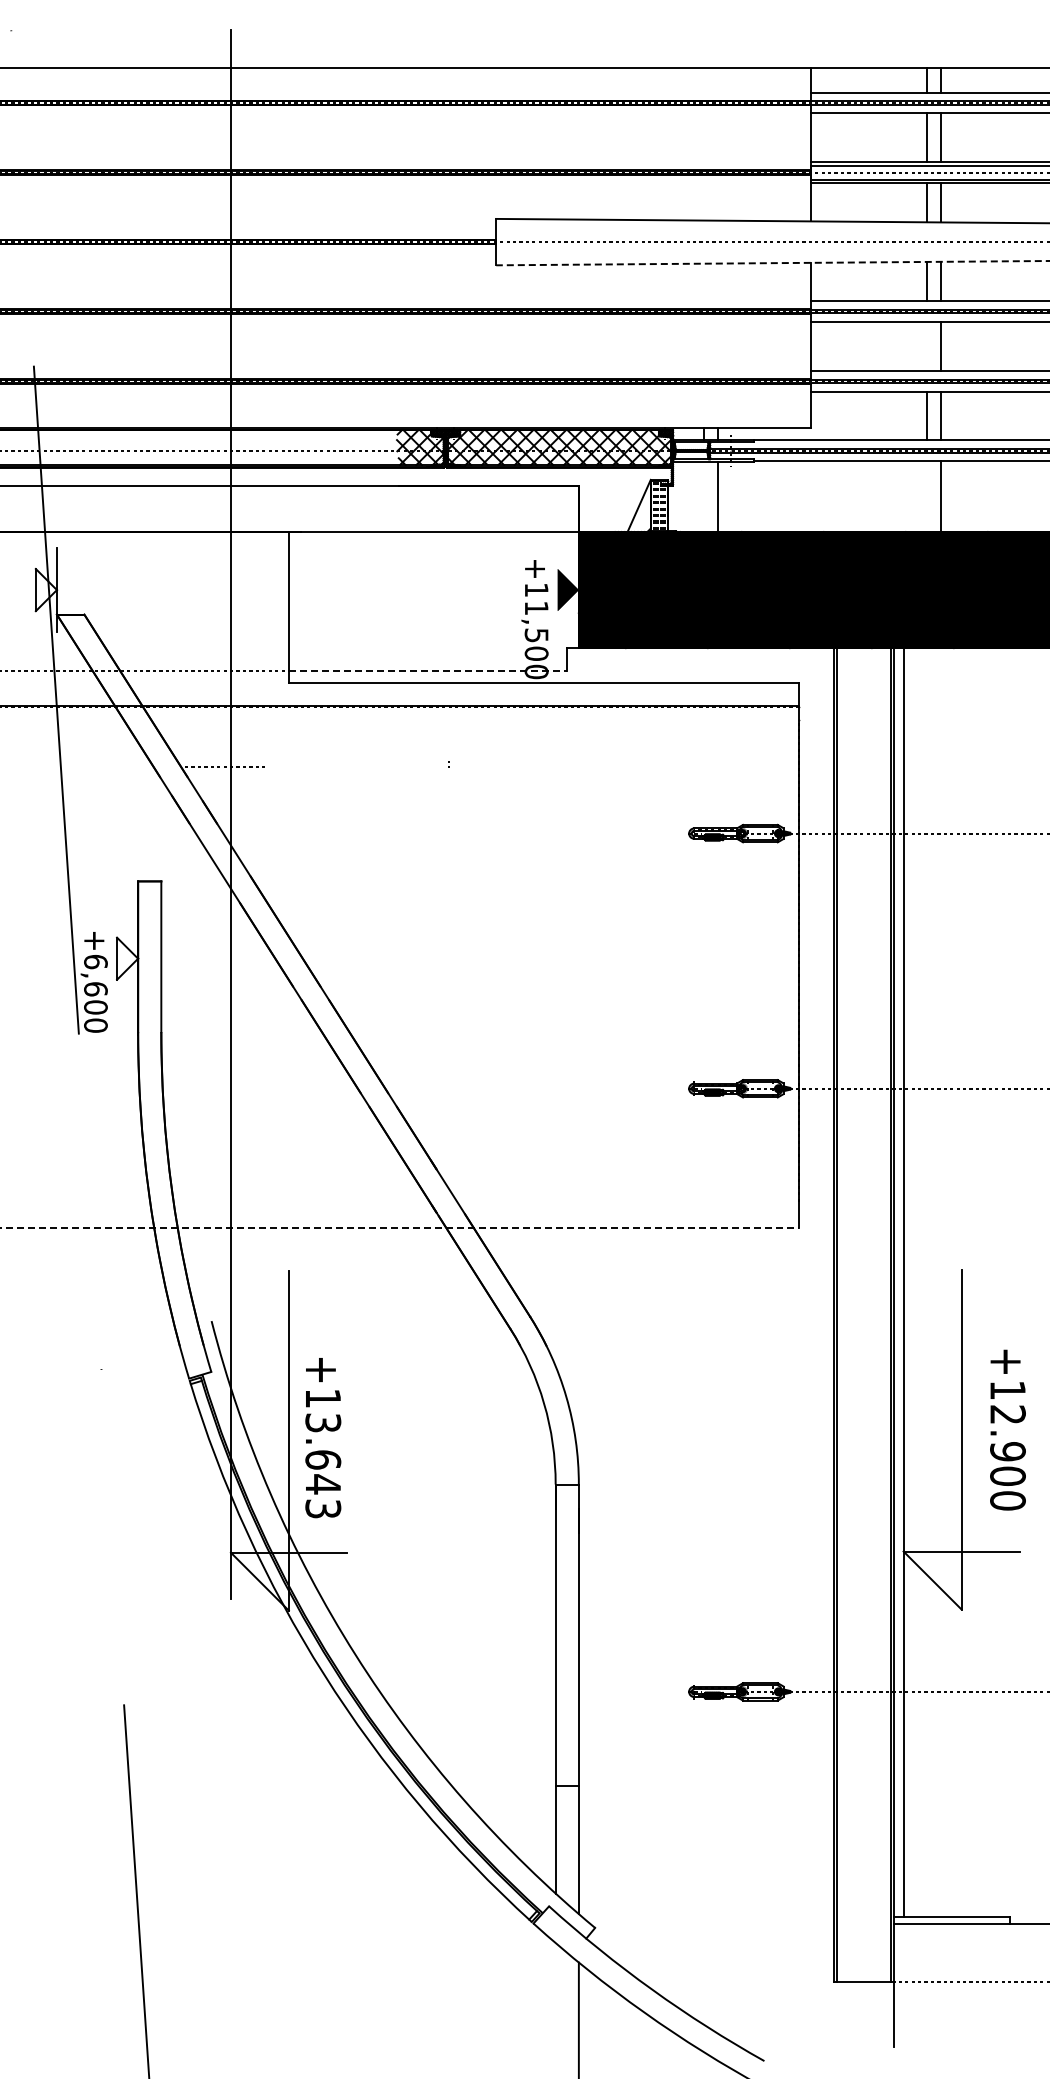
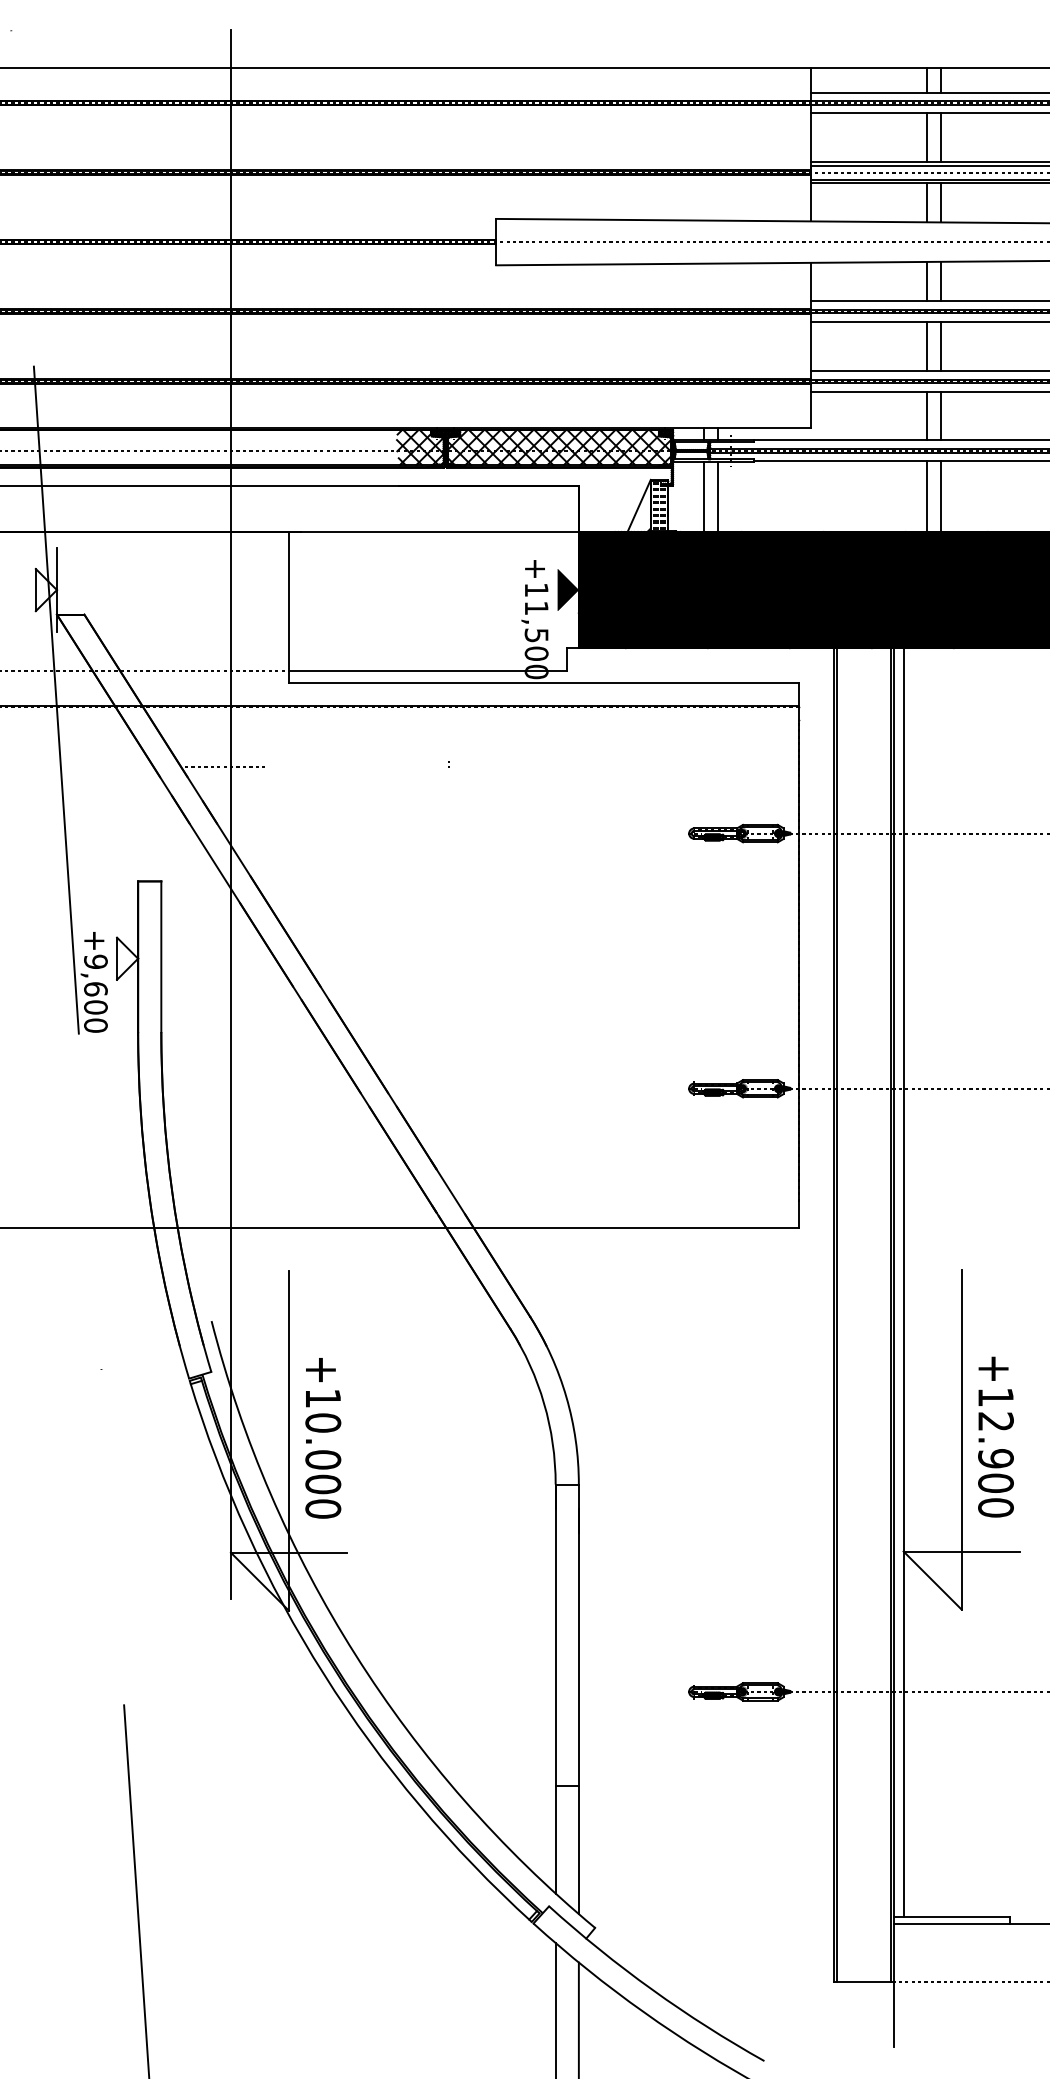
line: dashed -> solid (772, 263)
line: none -> present (926, 346)
line: none -> present (704, 496)
line: none -> present (926, 496)
line: dashed -> solid (428, 671)
text: +6,600 -> +9,600 (95, 961)
line: dashed -> solid (400, 1227)
text position: (1007, 1429) -> (995, 1436) (995, 1436)
text: +13.643 -> +10.000 (323, 1465)
line: none -> present (555, 2009)
